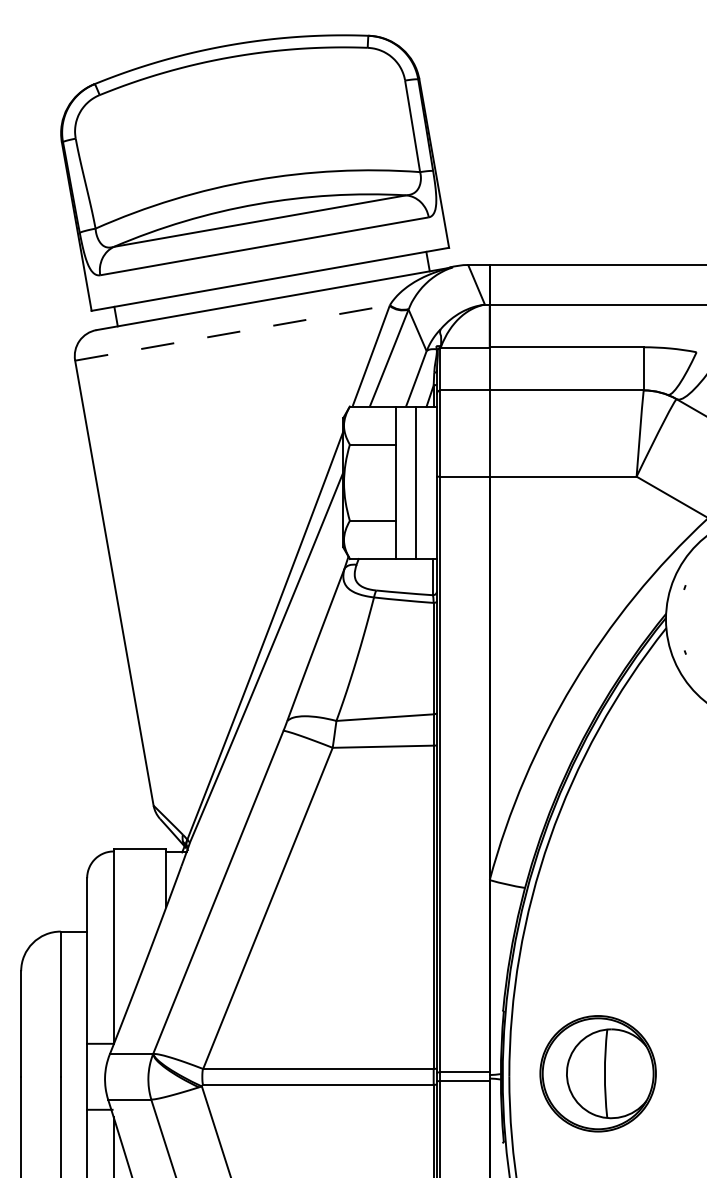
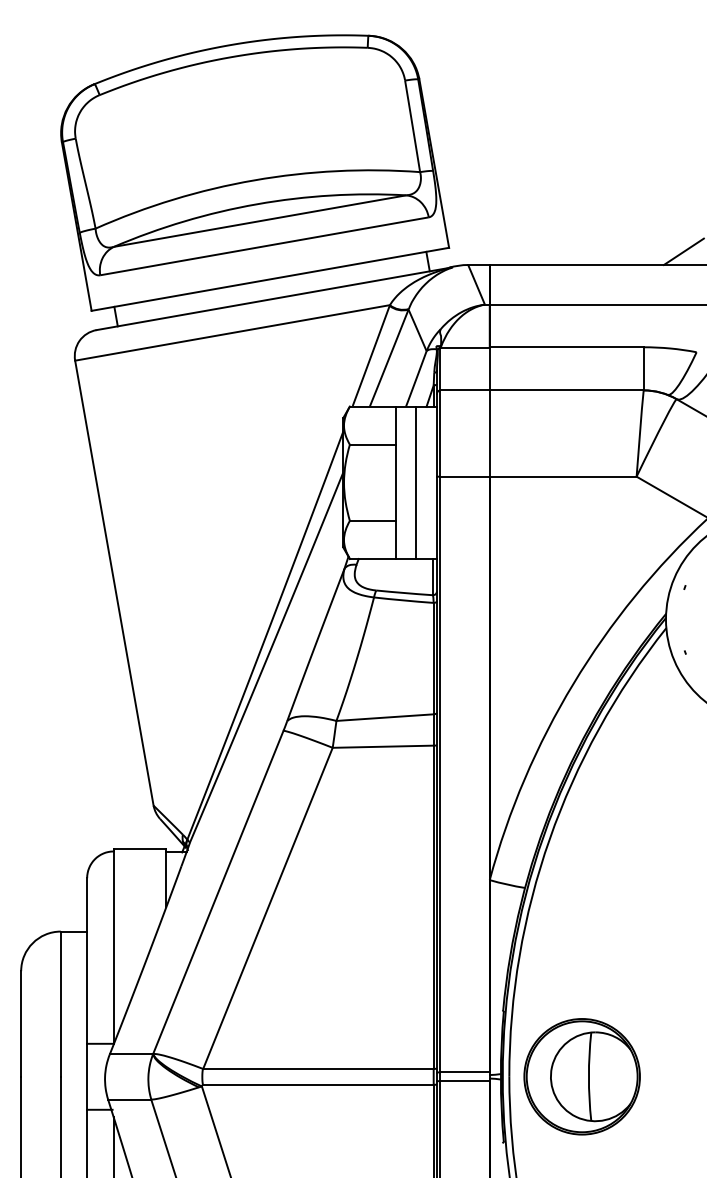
line: none -> present (683, 251)
line: dashed -> solid (232, 332)
part position: (597, 1073) -> (581, 1076) (581, 1076)
